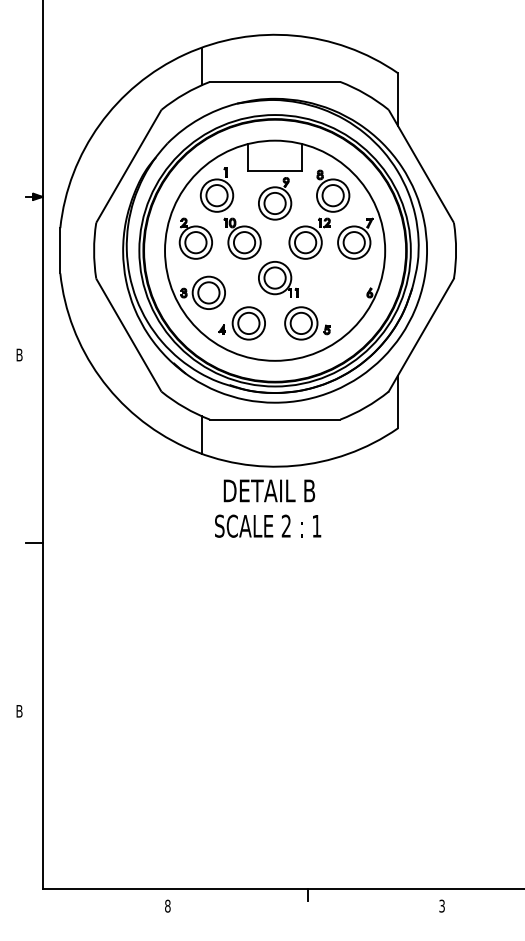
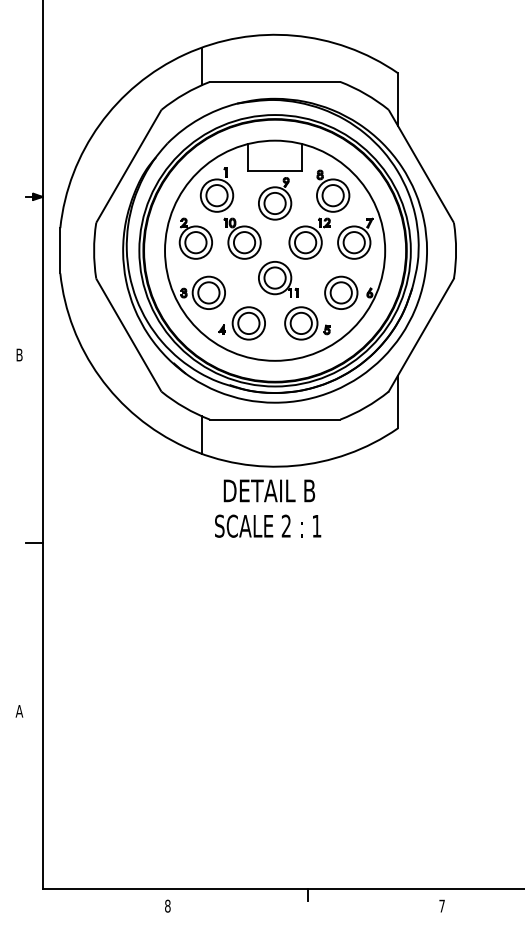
part: none -> present (341, 292)
text: B -> A (19, 711)
text: 3 -> 7 (441, 905)
